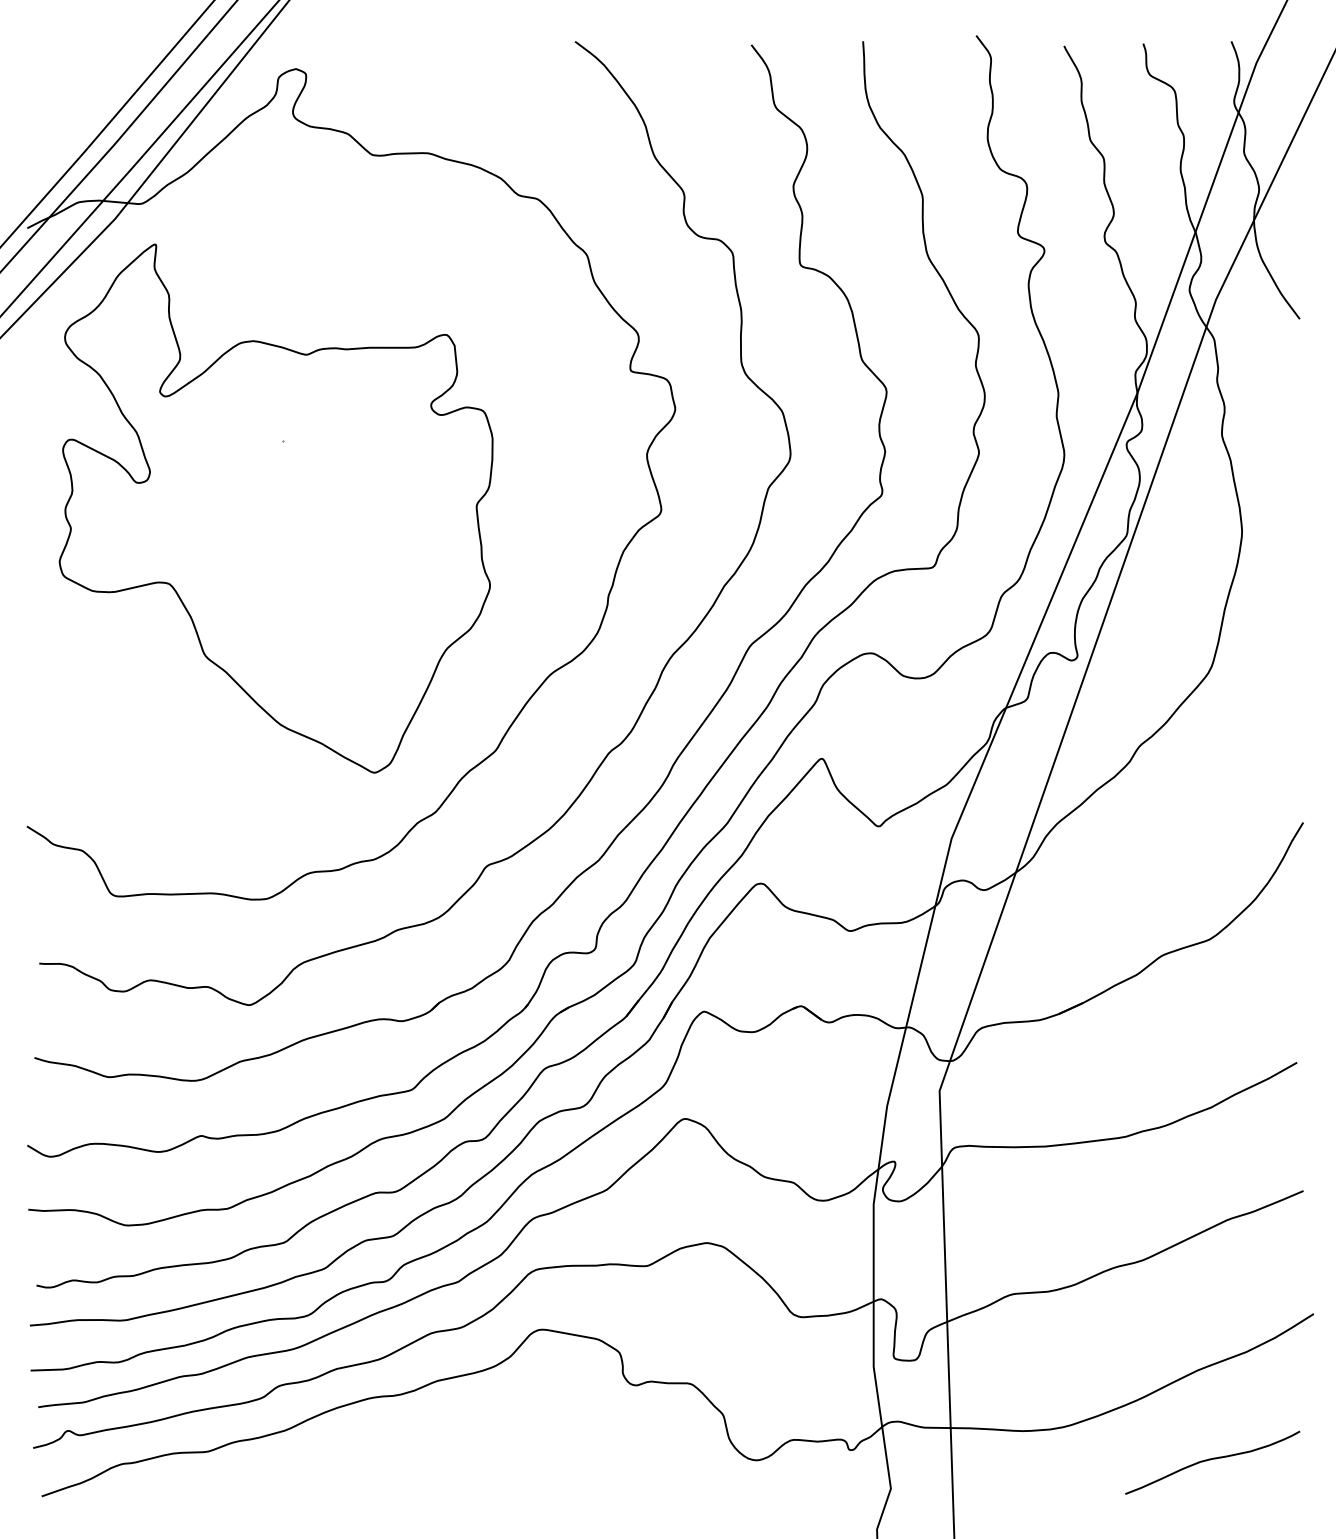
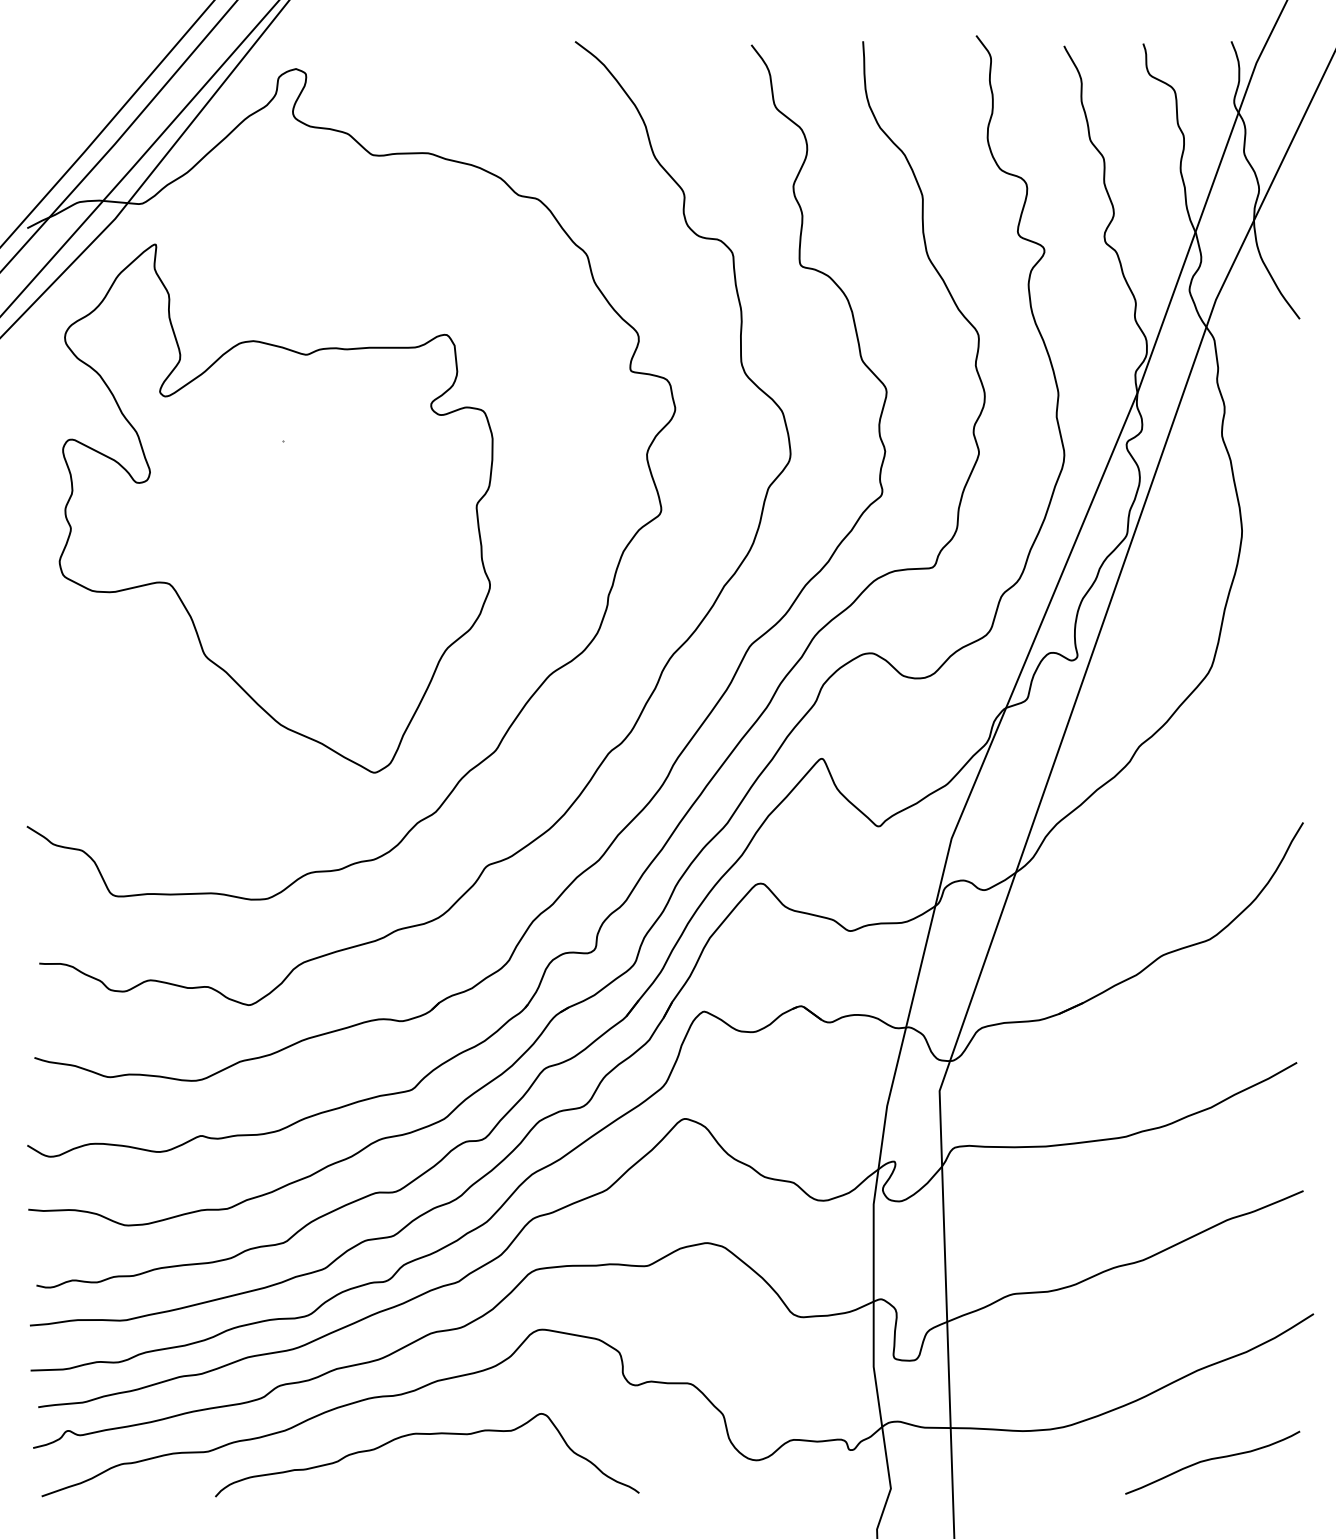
curve: none -> present (427, 1434)
